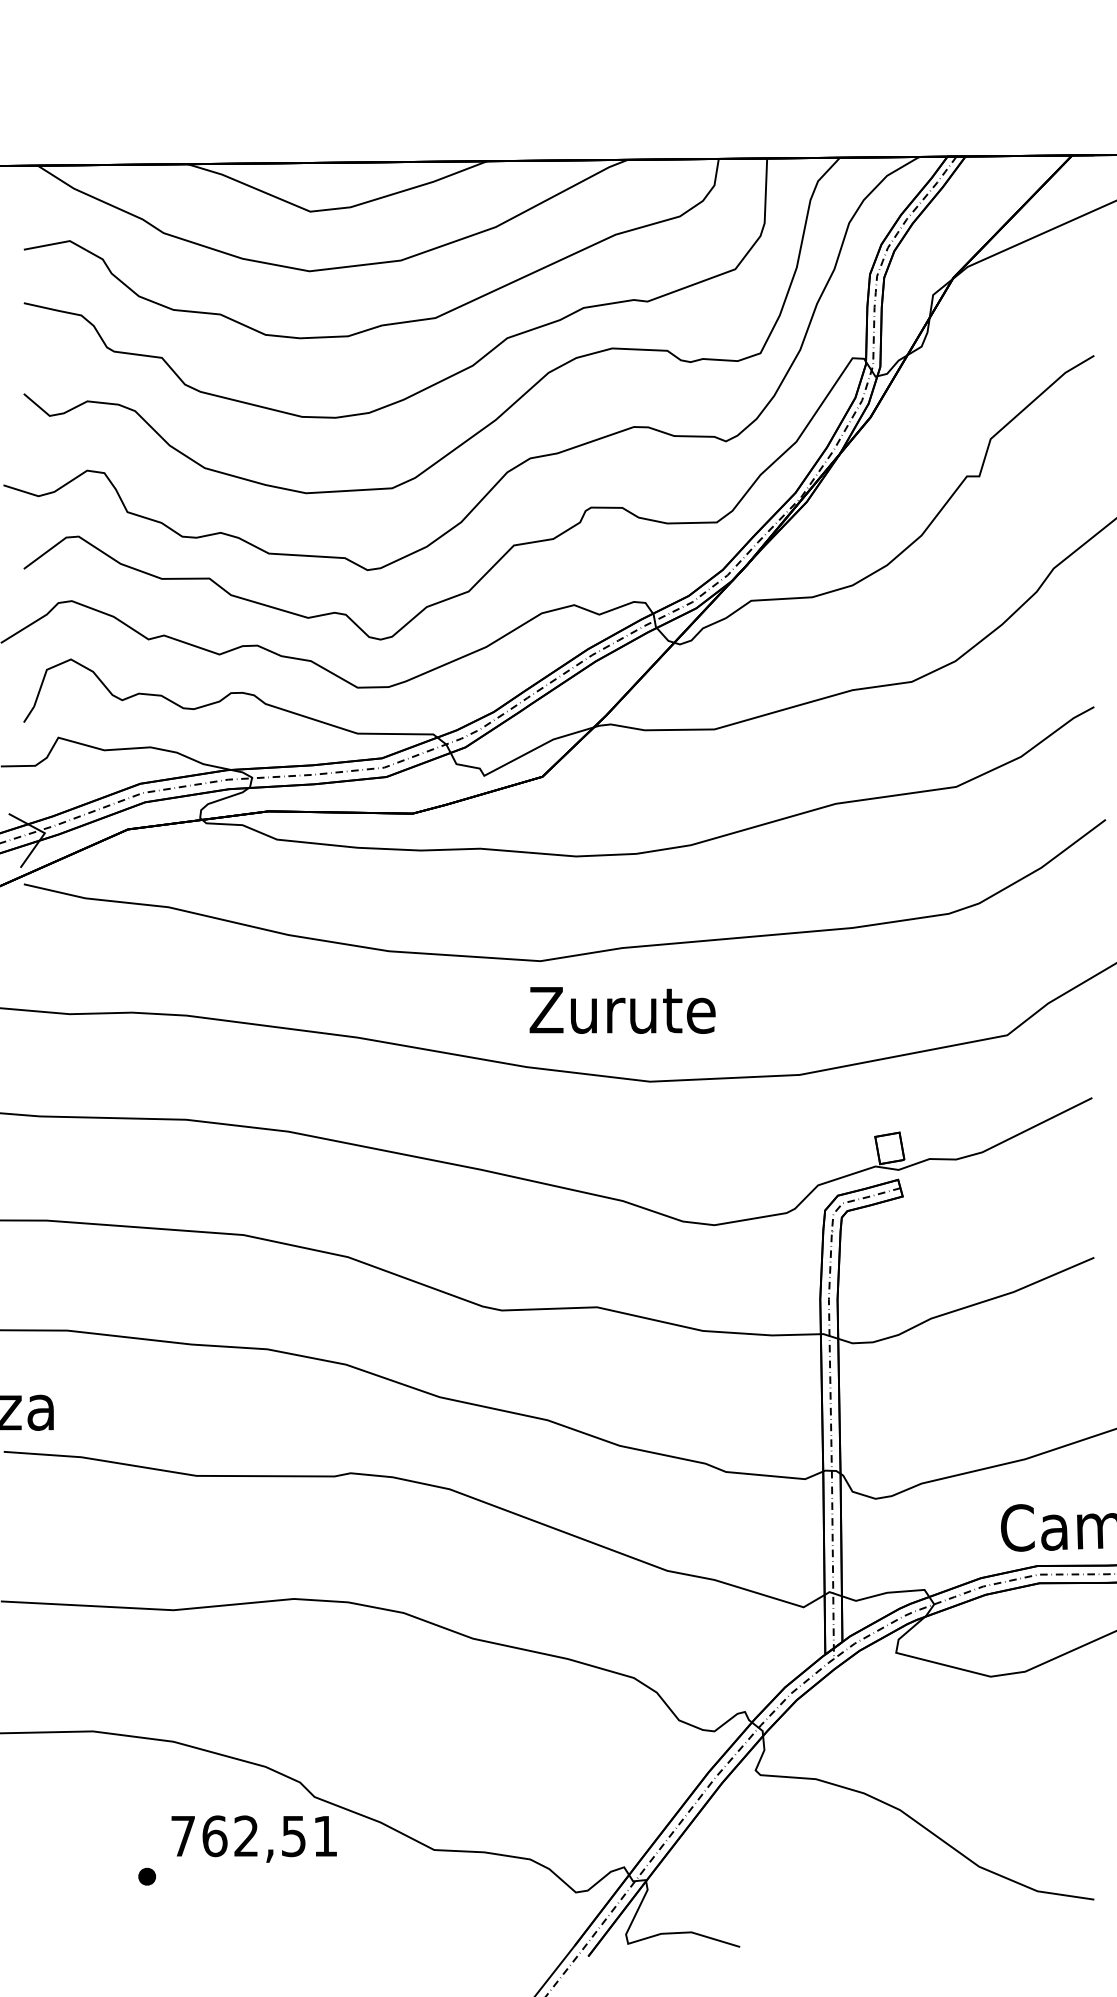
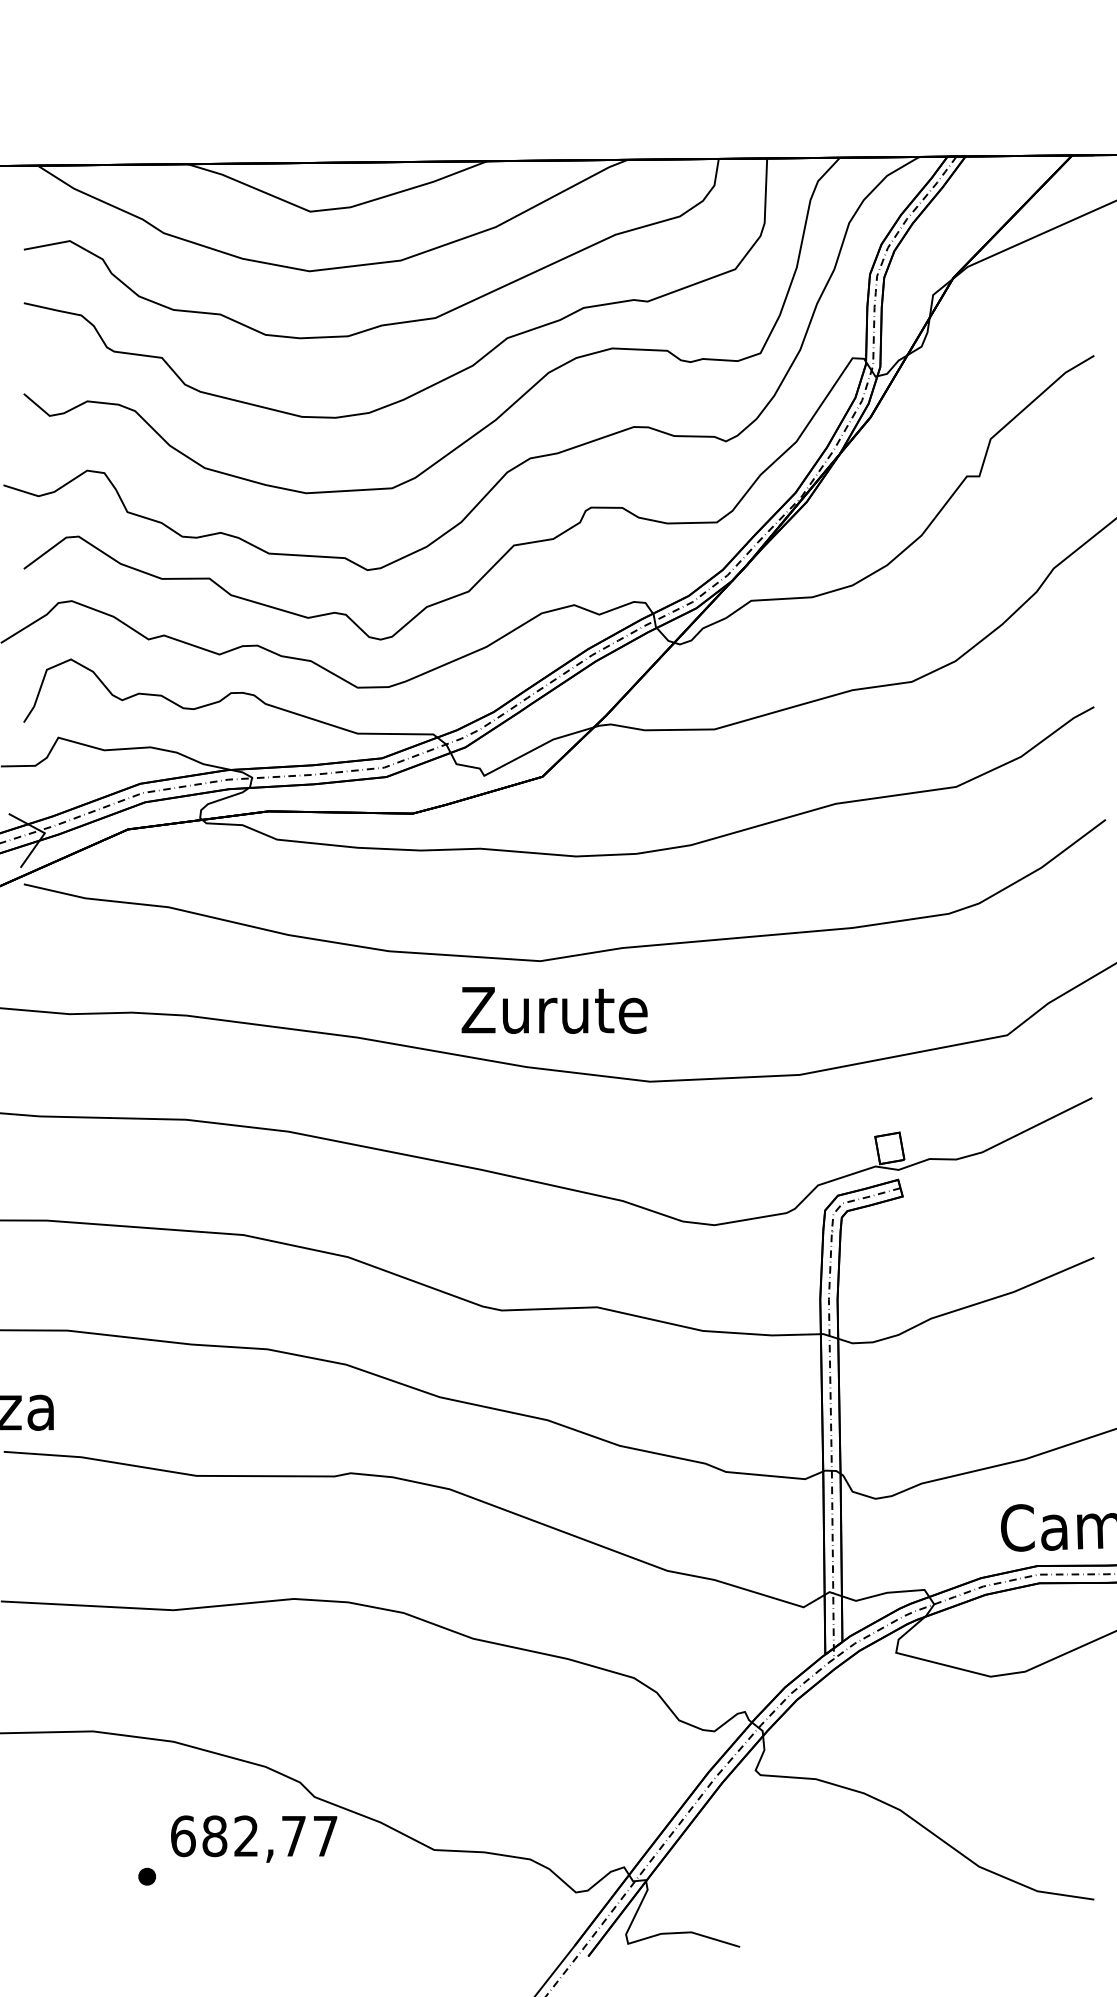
text position: (622, 1010) -> (554, 1010) (554, 1010)
text: 762,51 -> 682,77 (254, 1836)
